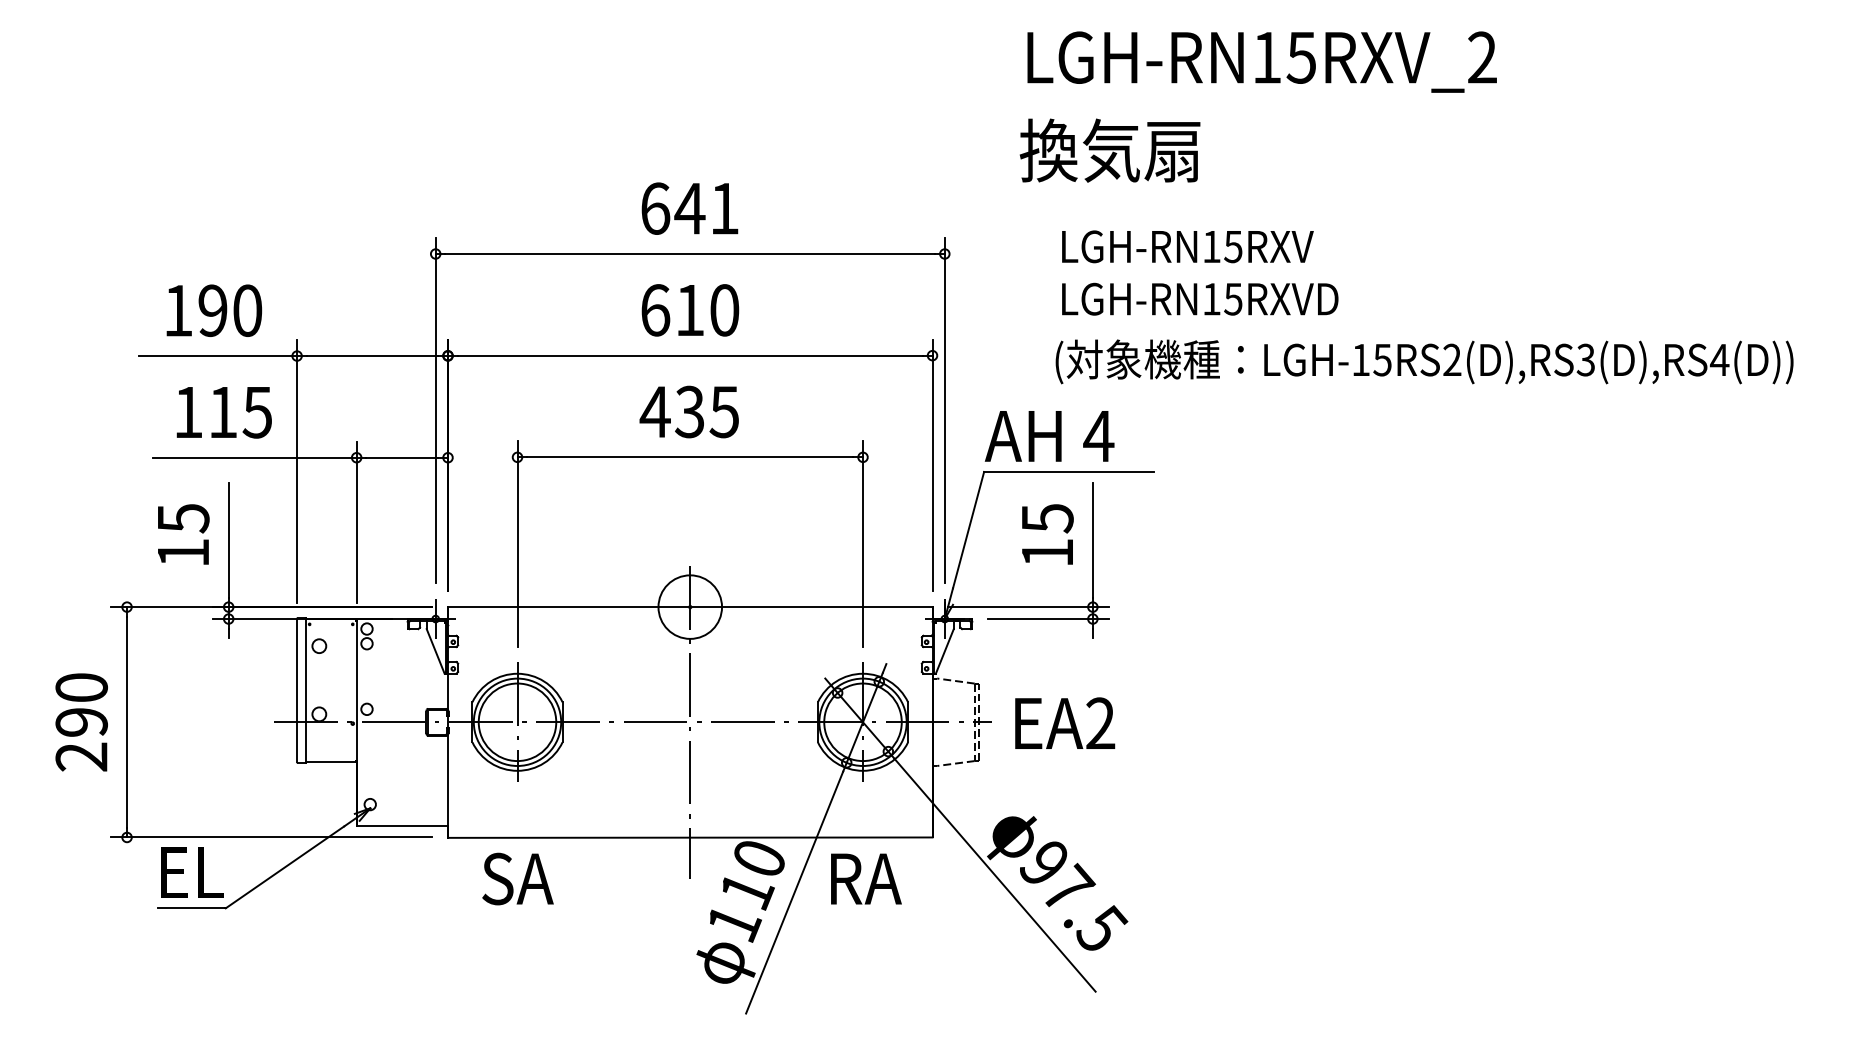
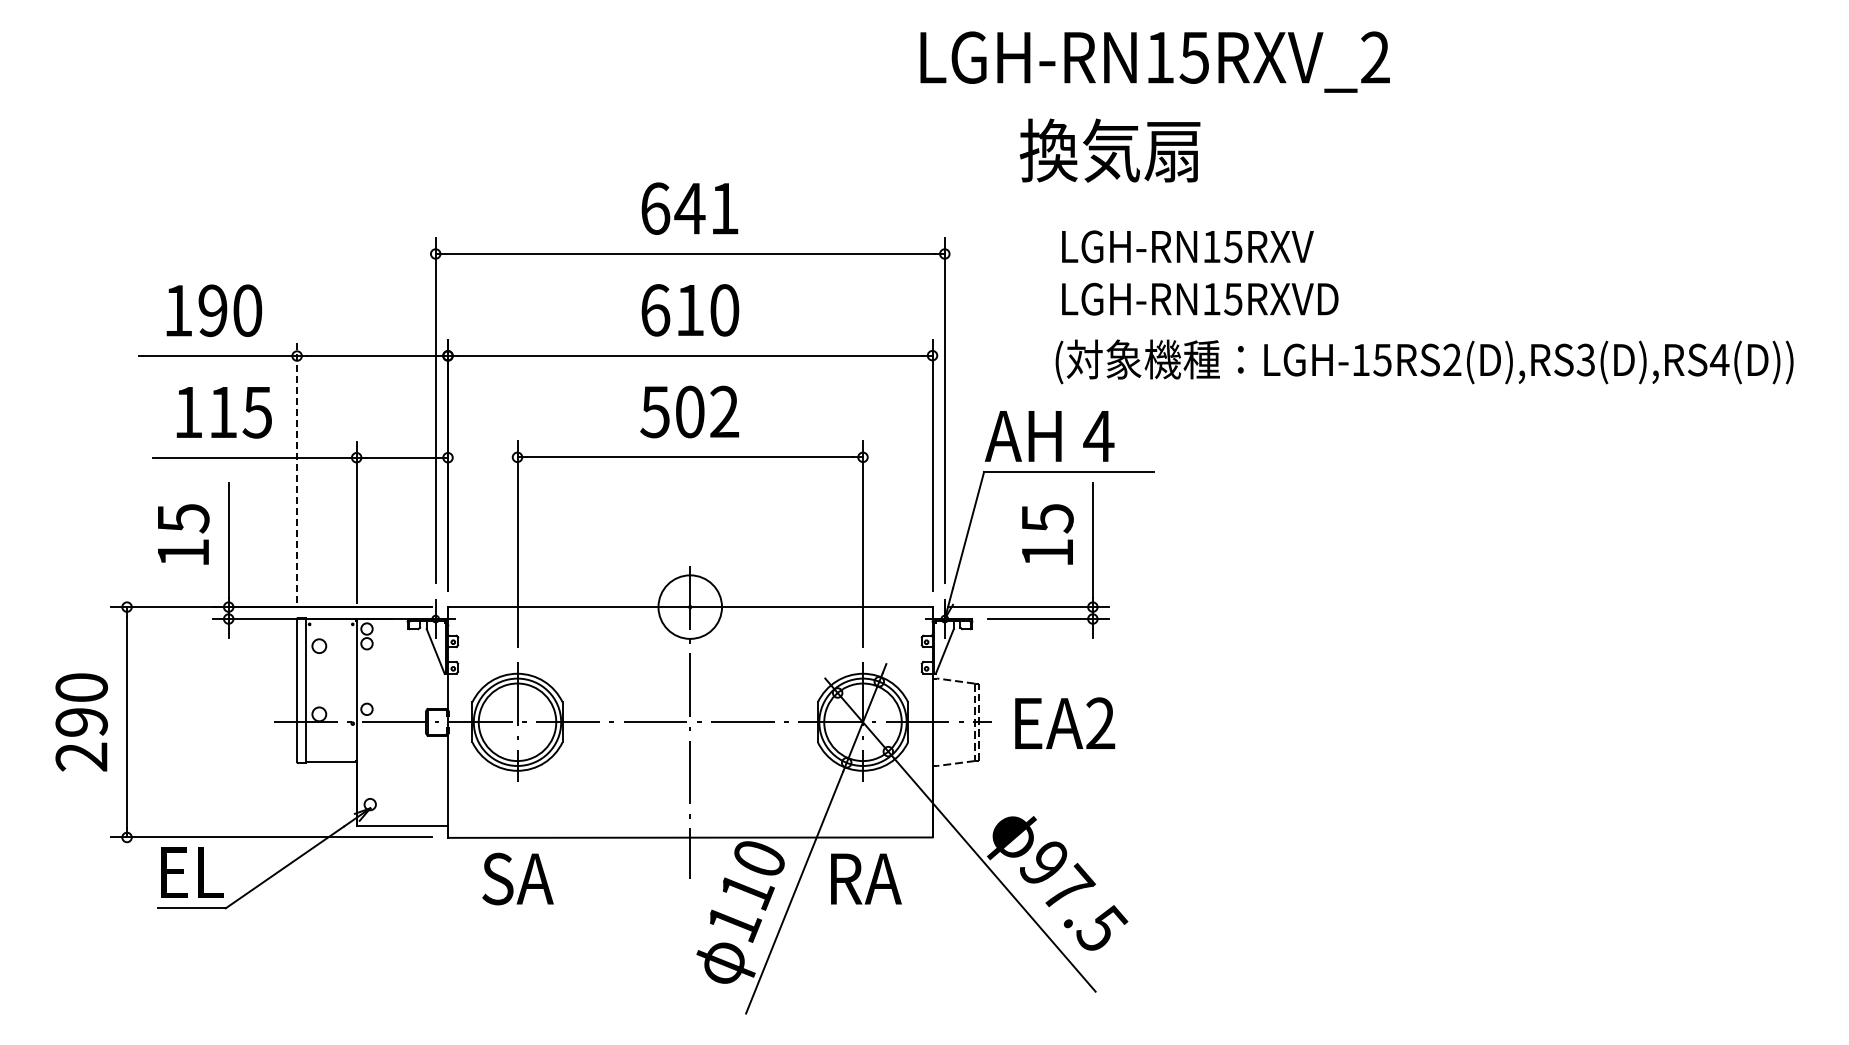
text position: (1261, 61) -> (1154, 61) (1154, 61)
text: 435 -> 502 (689, 411)
line: solid -> dashed (297, 471)
